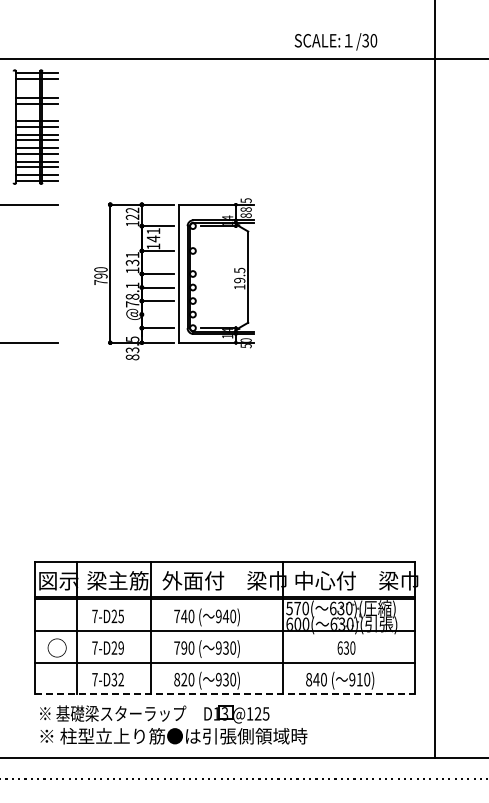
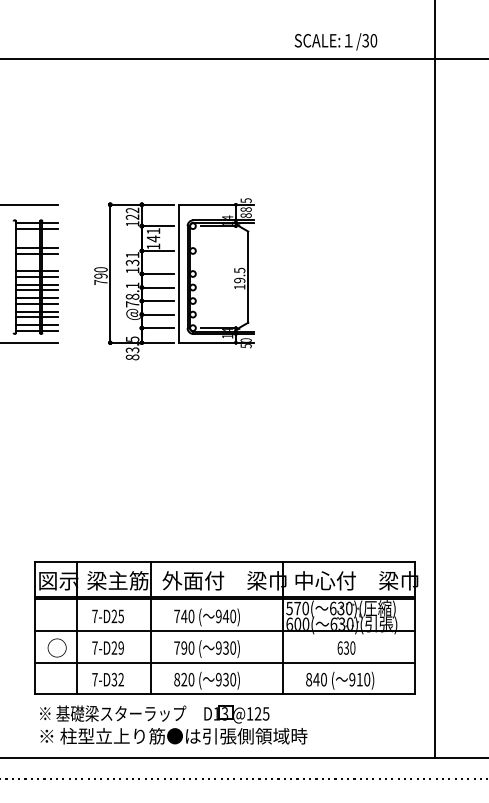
part position: (35, 126) -> (35, 276) (35, 276)
line: none -> present (157, 314)
line: dashed -> solid (225, 694)
